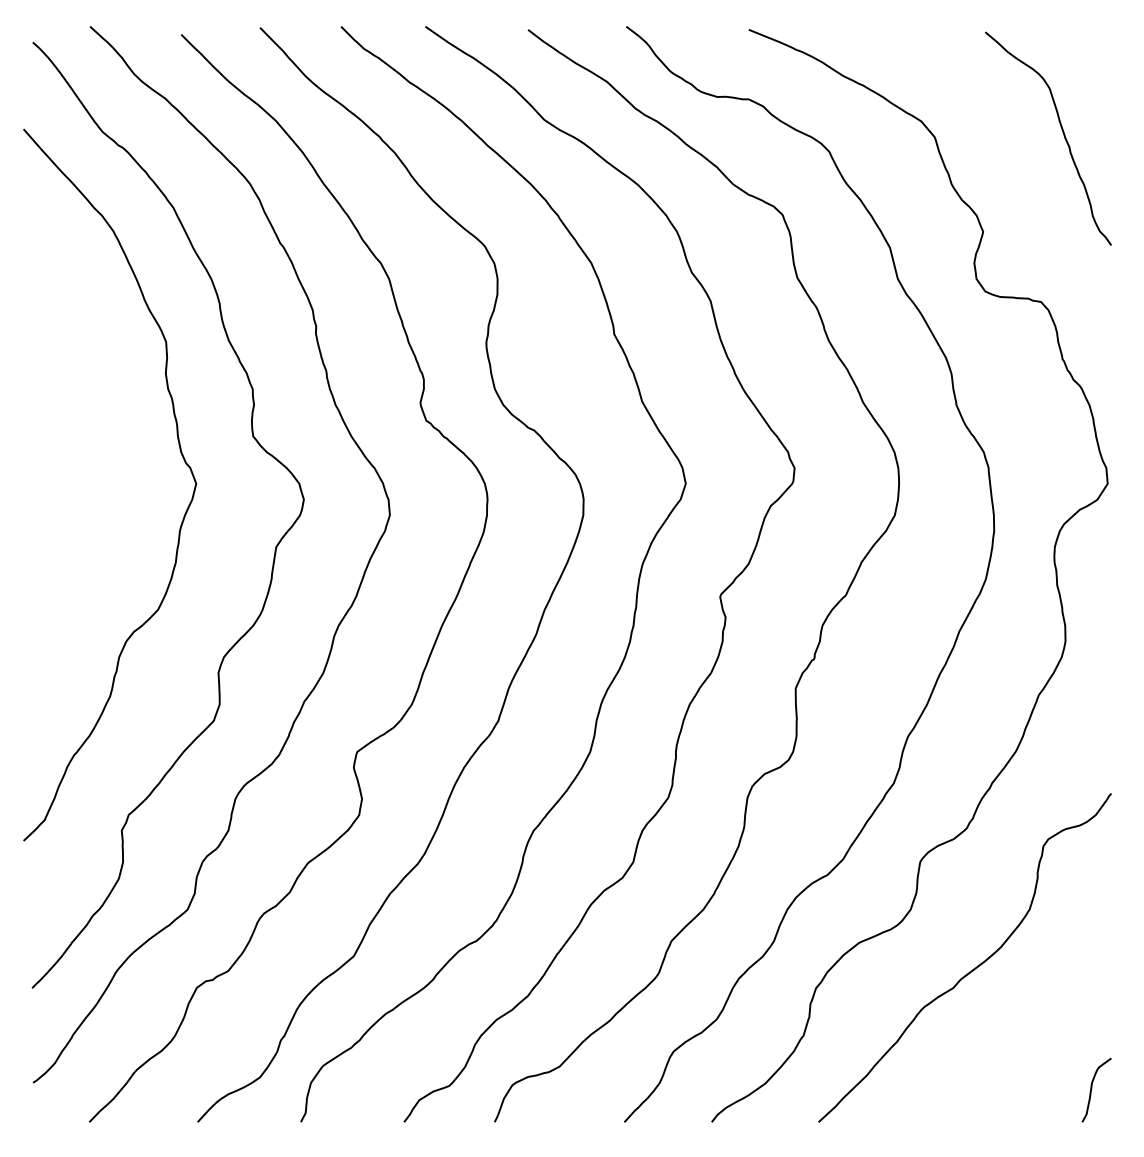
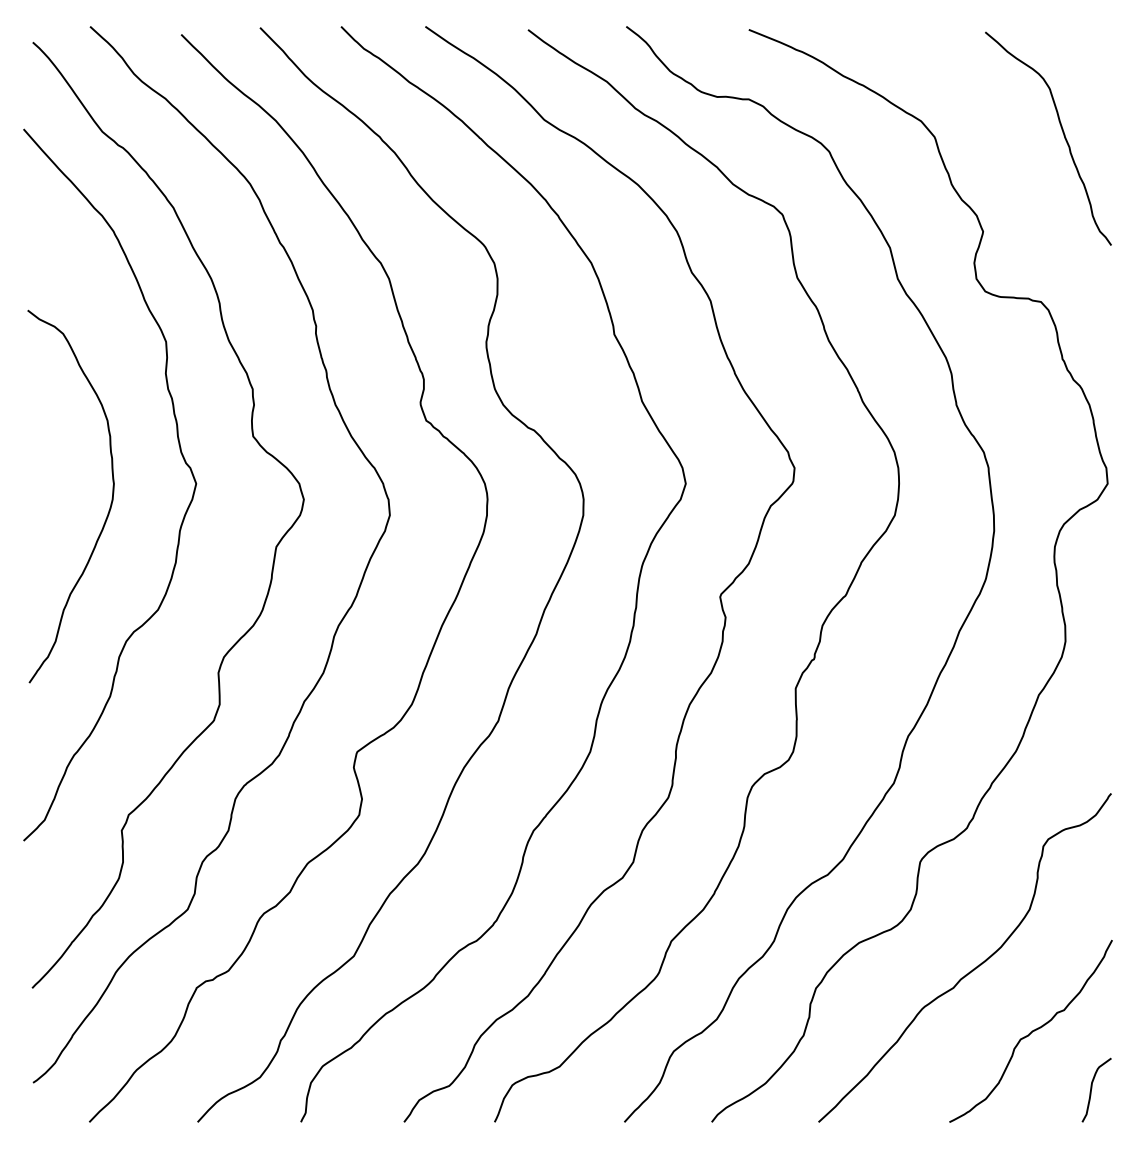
curve: none -> present (108, 510)
curve: none -> present (1031, 1031)
